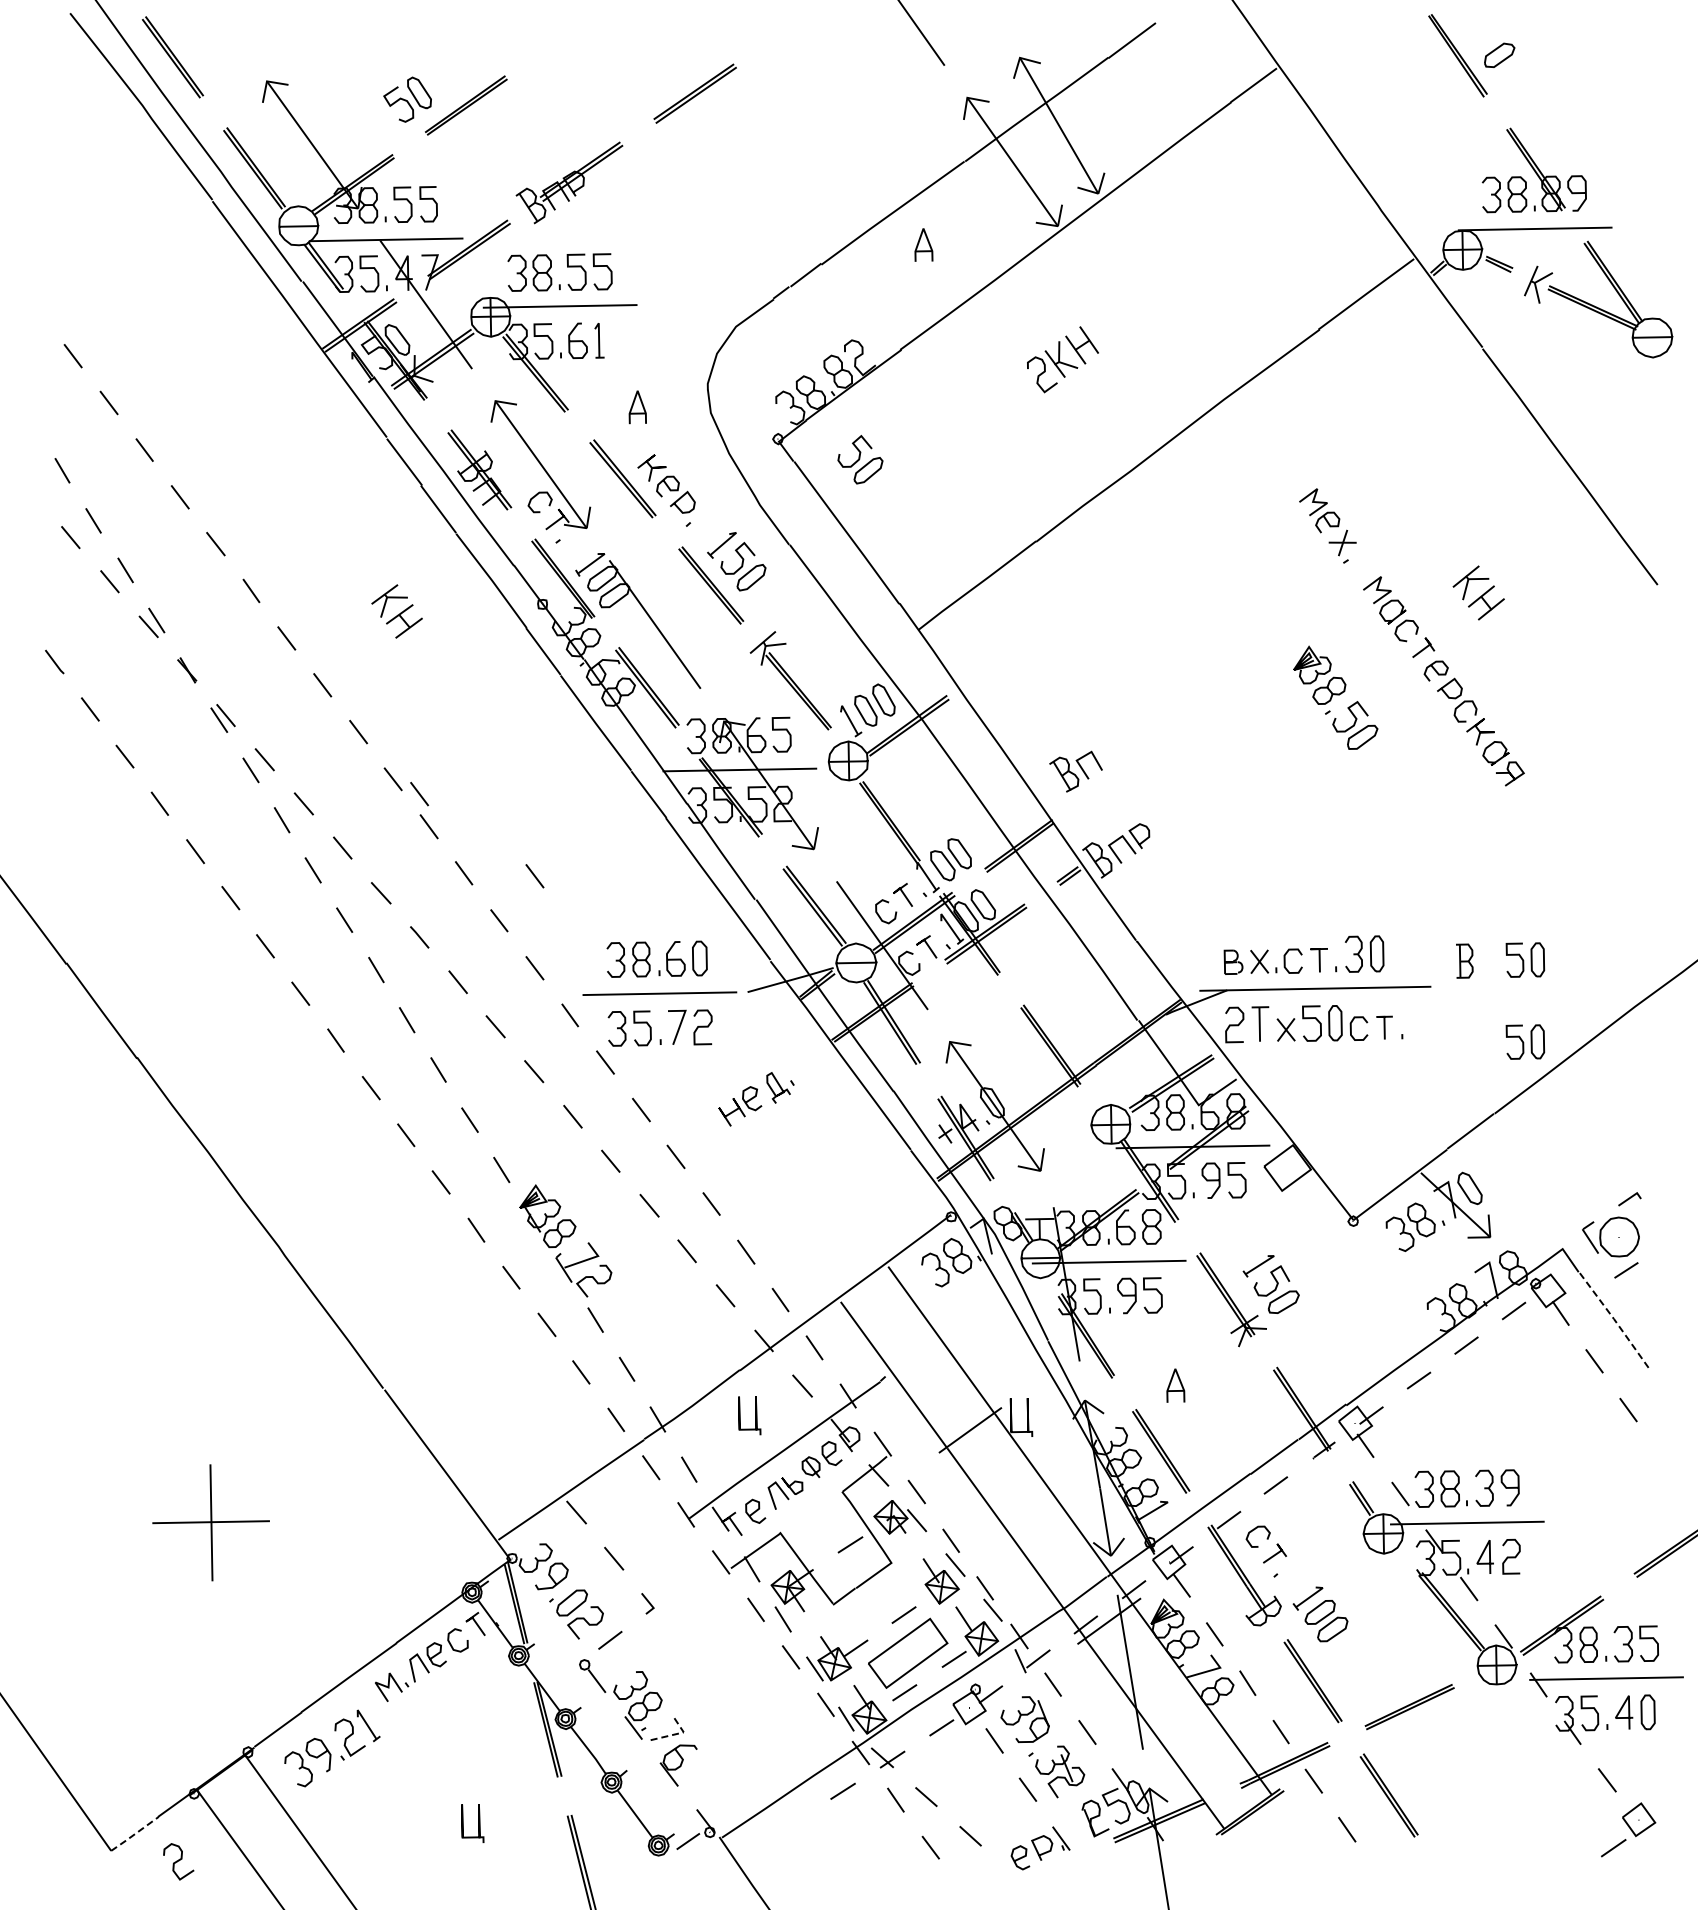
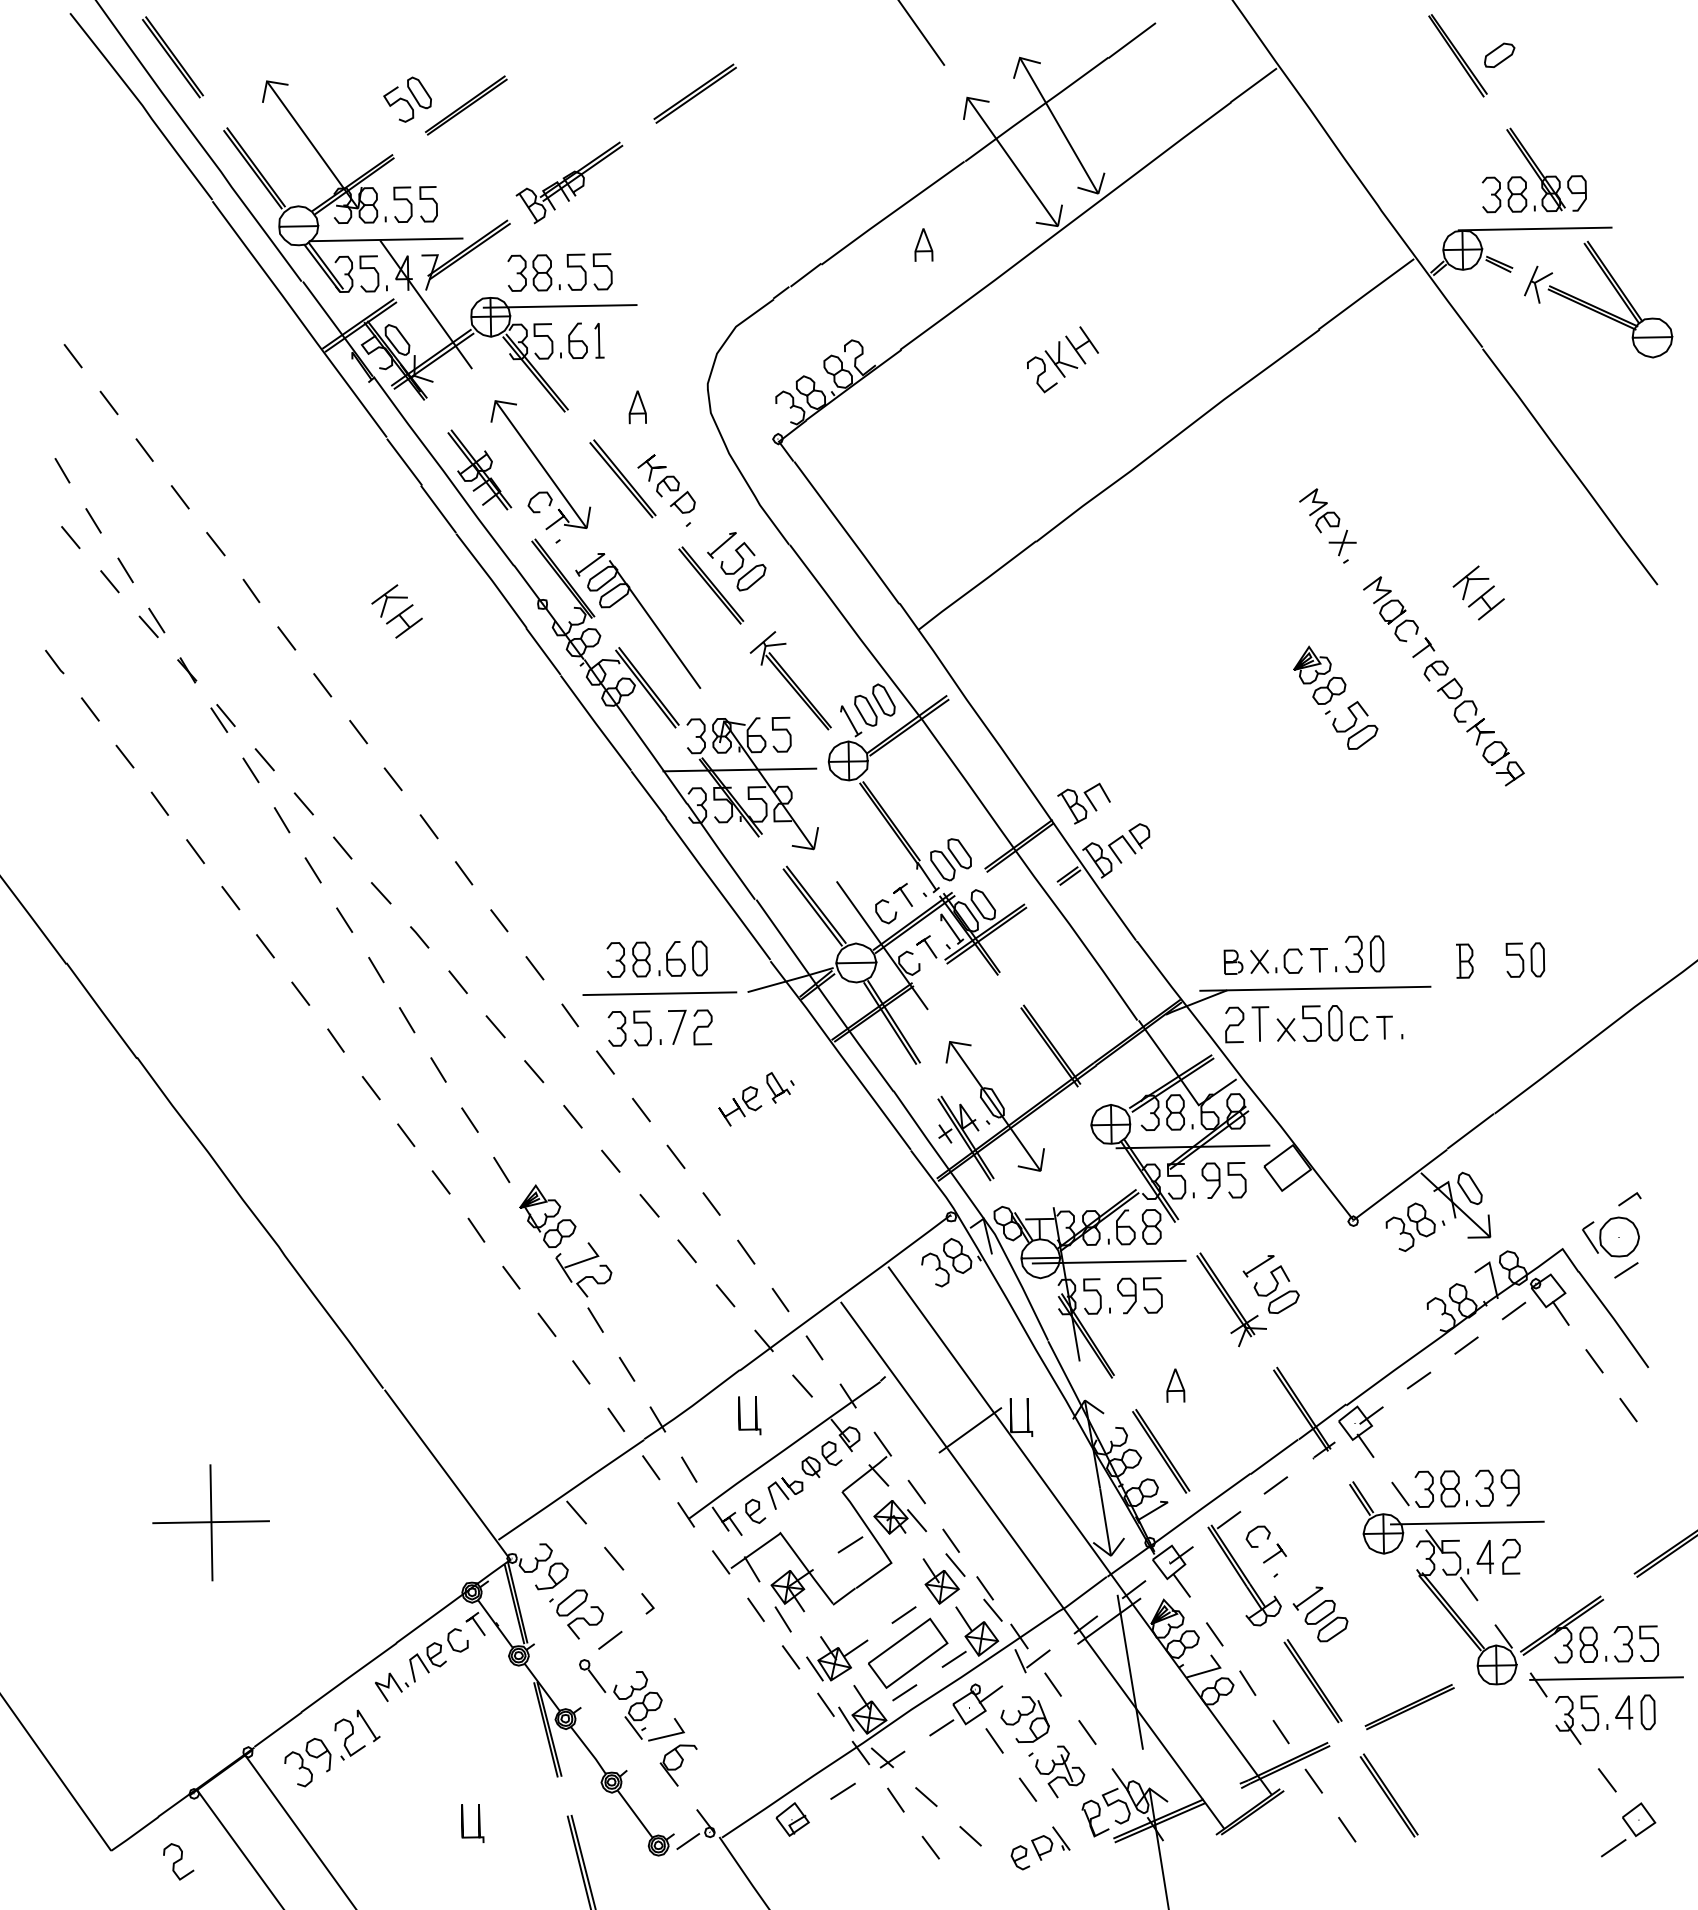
part: present -> none (860, 459)
part position: (1075, 771) -> (1083, 803) (1083, 803)
line: present -> none (419, 794)
line: present -> none (534, 876)
part: present -> none (1525, 1041)
line: dashed -> solid (1613, 1319)
line: dashed -> solid (674, 1734)
part: none -> present (792, 1819)
line: dashed -> solid (134, 1834)
